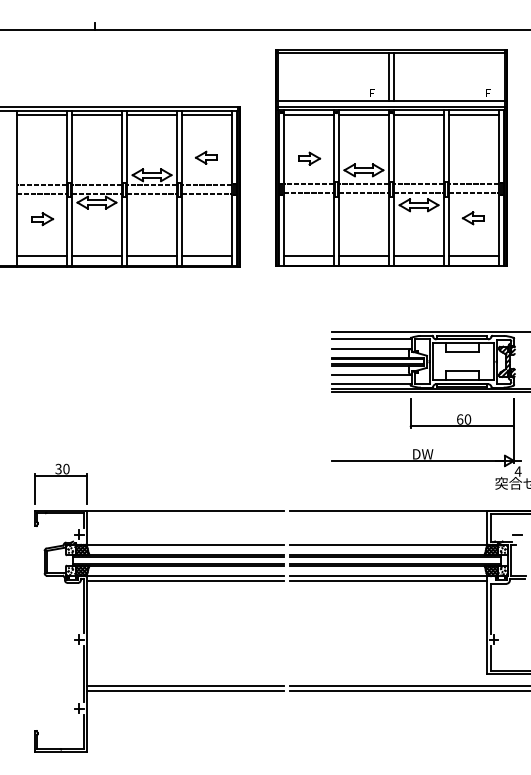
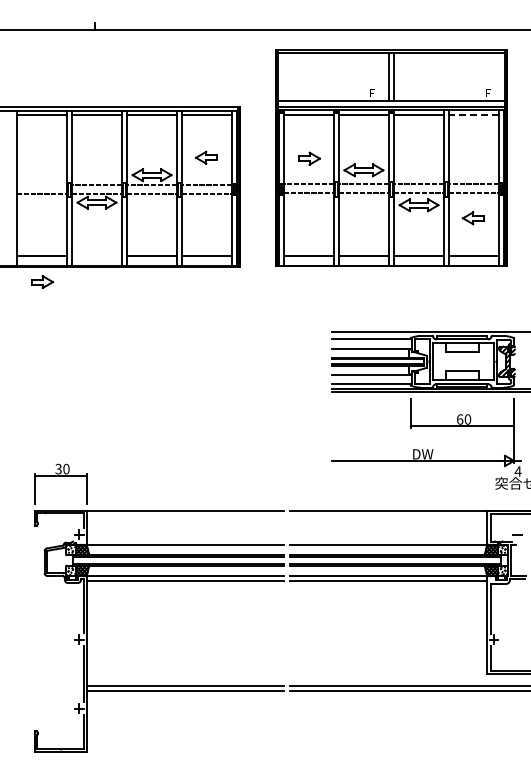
line: solid -> dashed (474, 114)
line: present -> none (41, 184)
part position: (42, 219) -> (42, 282) (42, 282)
line: present -> none (96, 256)
